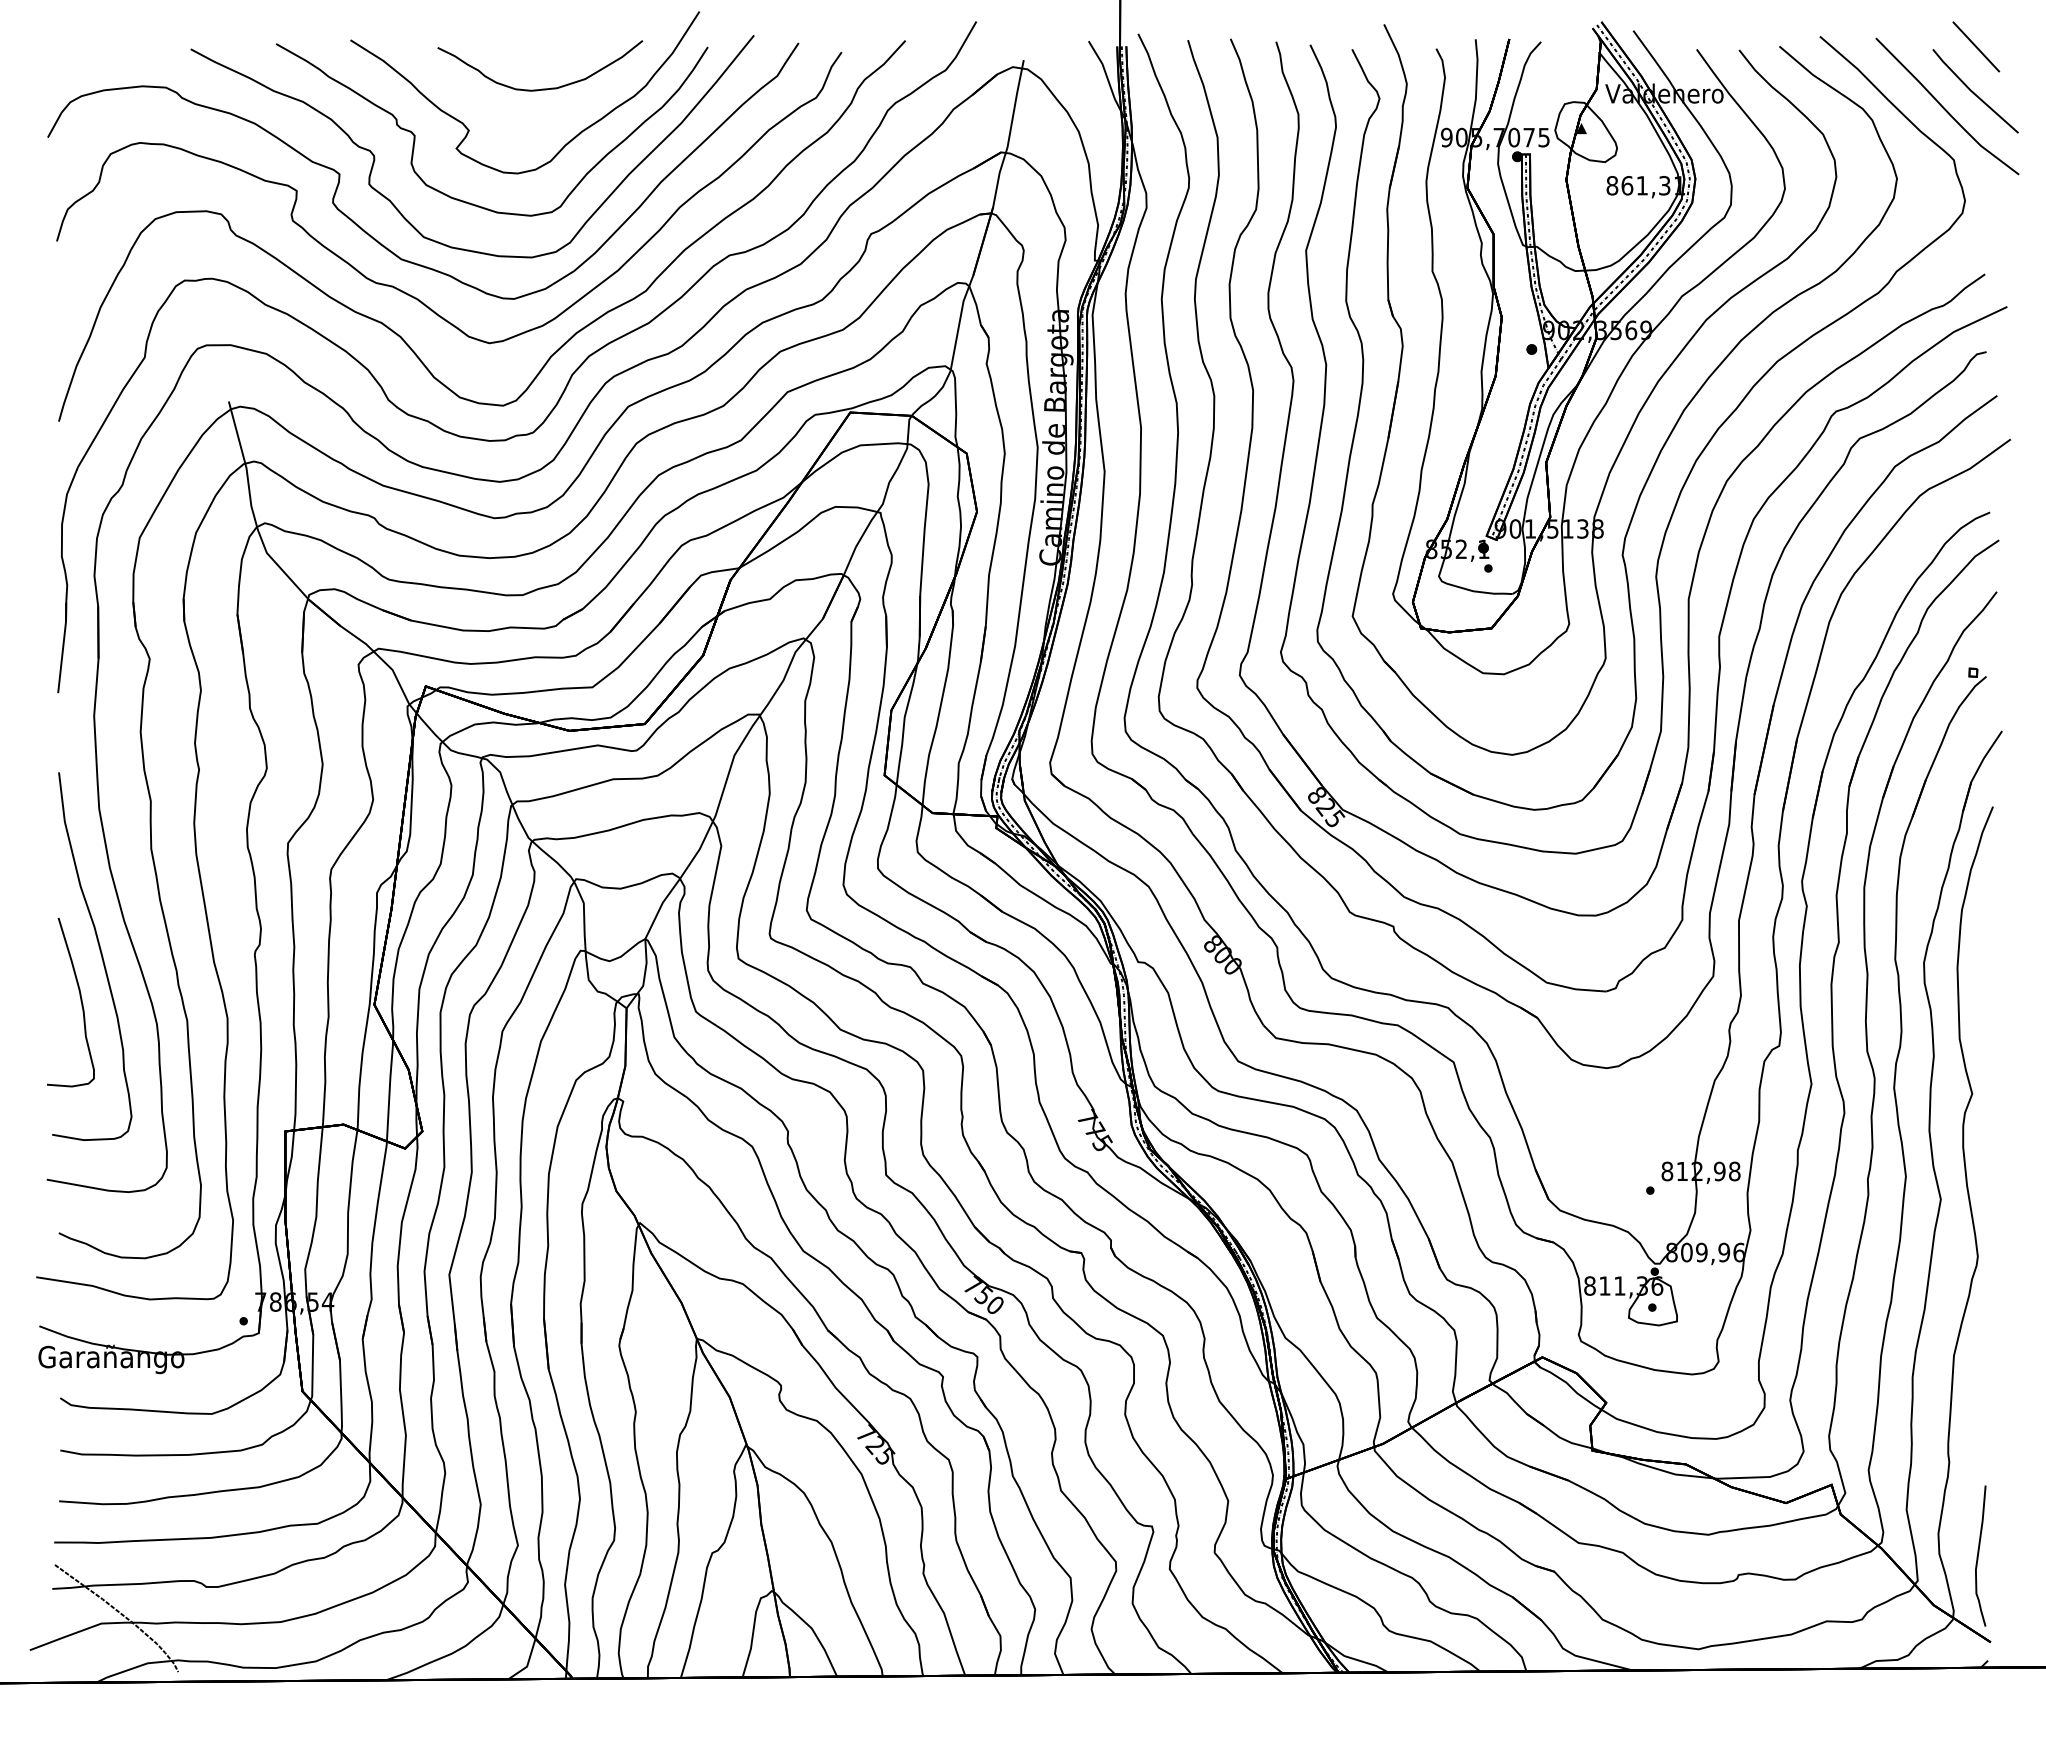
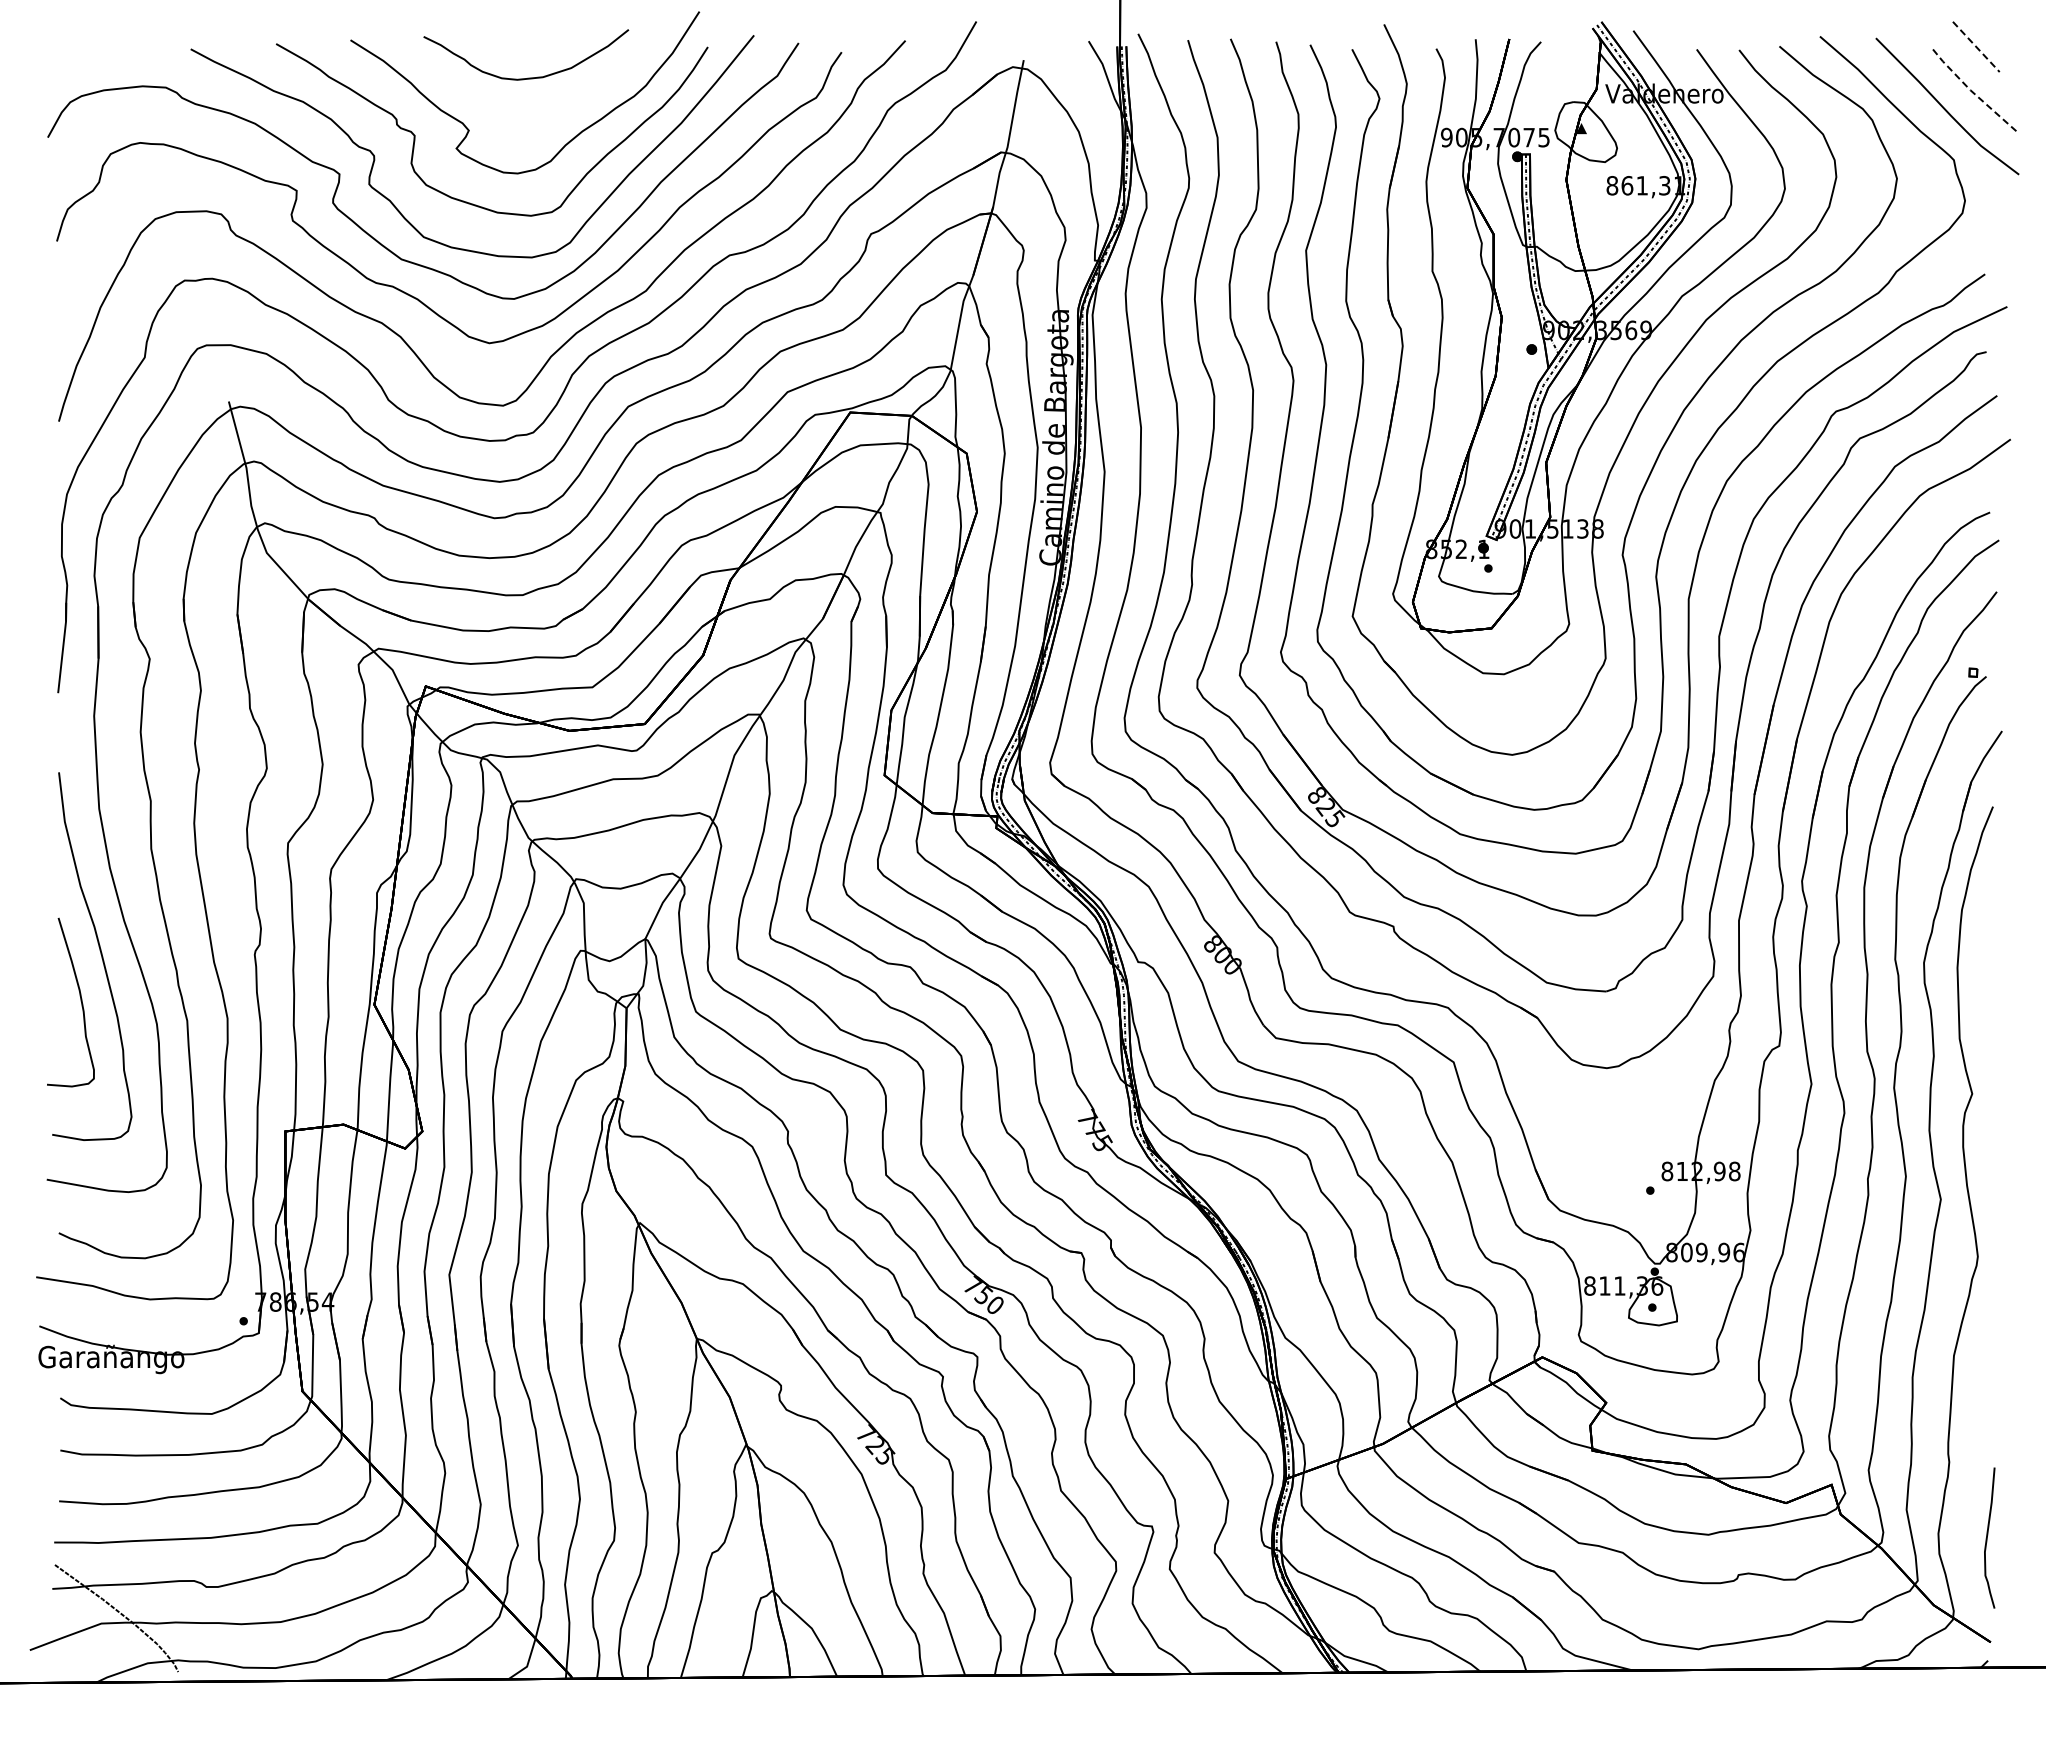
line: solid -> dashed (1976, 47)
curve position: (541, 88) -> (527, 77) (527, 77)
line: solid -> dashed (1973, 92)
curve position: (1978, 1555) -> (1987, 1537) (1987, 1537)
